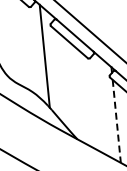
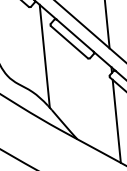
line: none -> present (107, 25)
line: dashed -> solid (116, 121)
